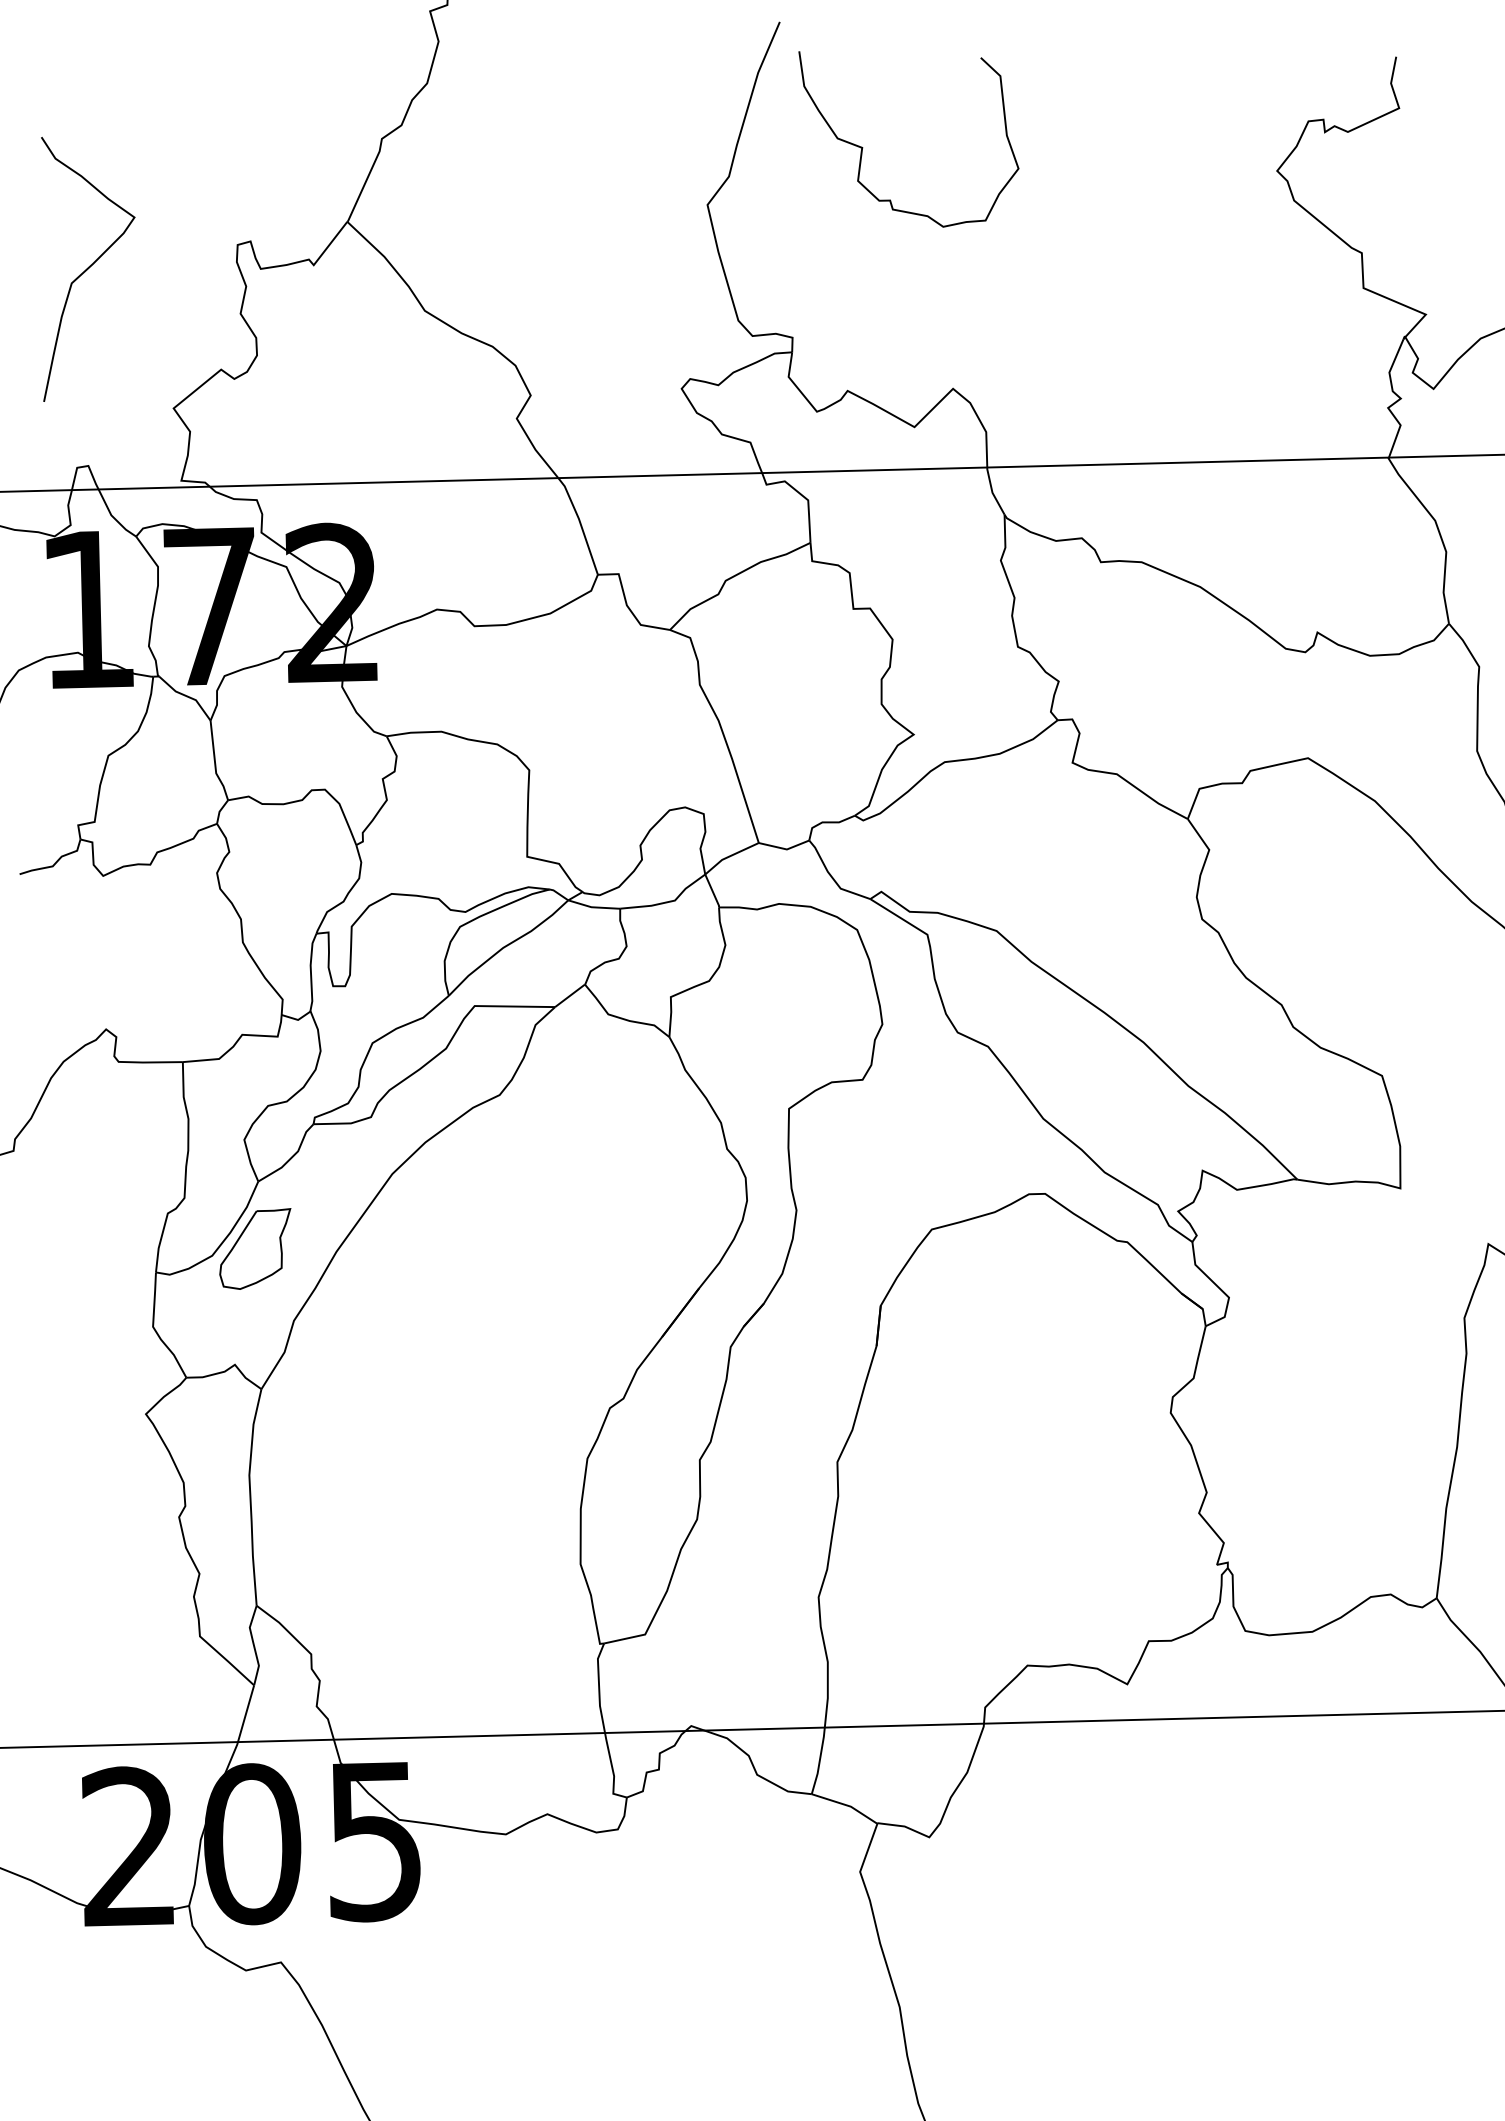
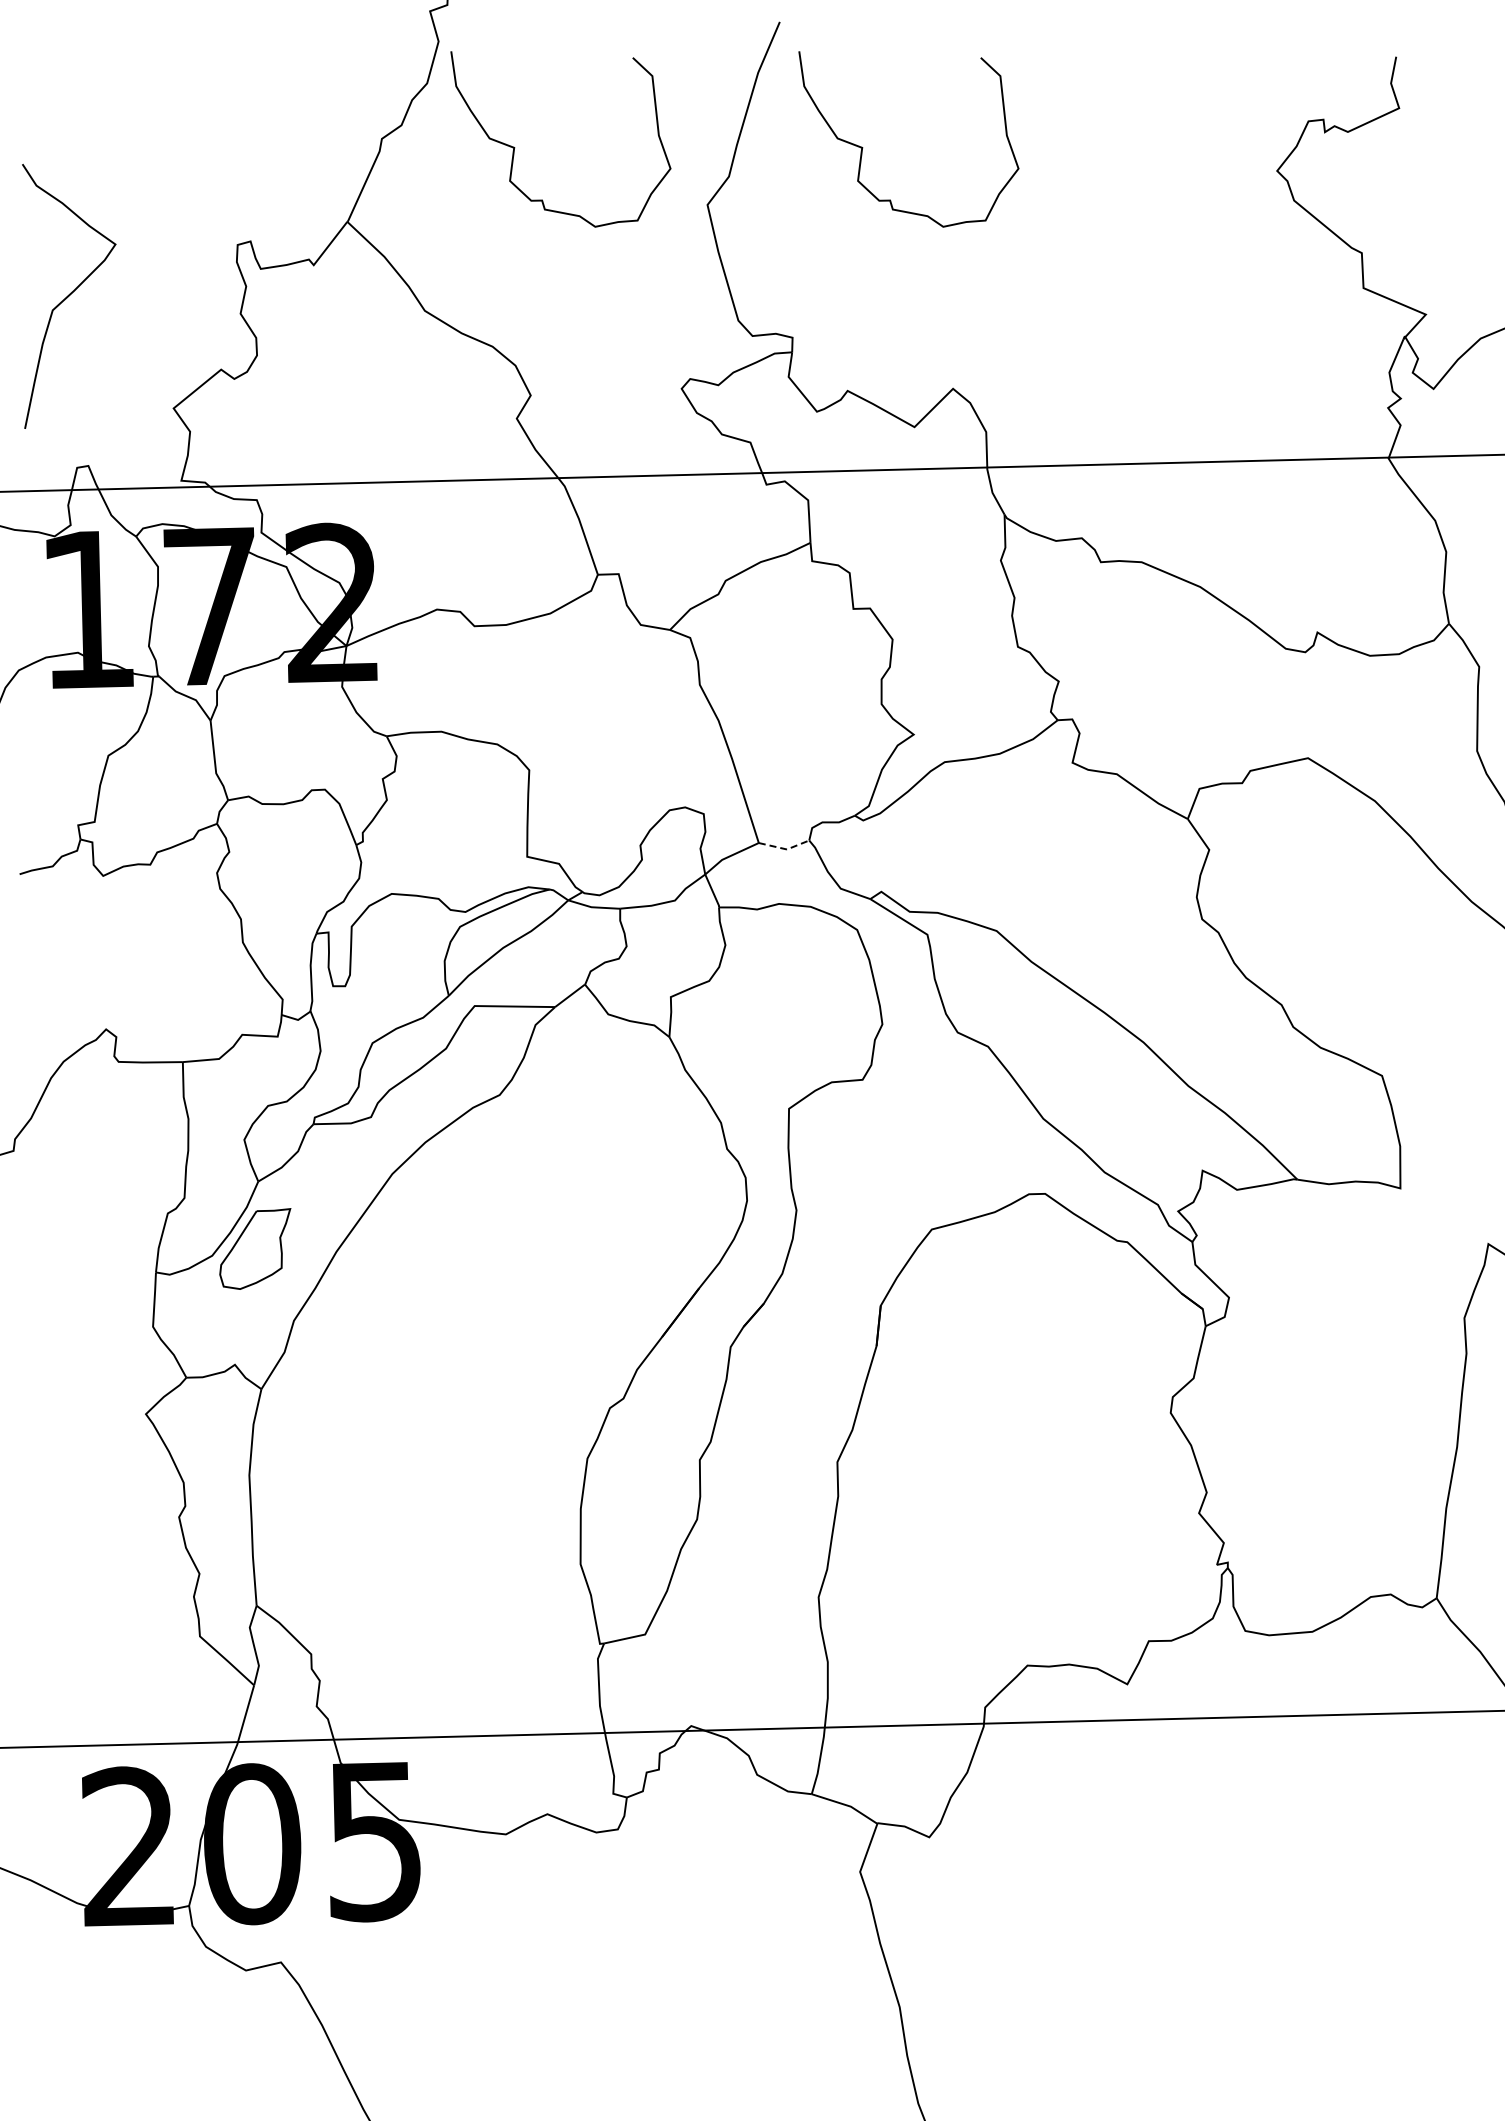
curve: none -> present (515, 147)
curve position: (88, 269) -> (69, 296) (69, 296)
line: solid -> dashed (785, 849)
